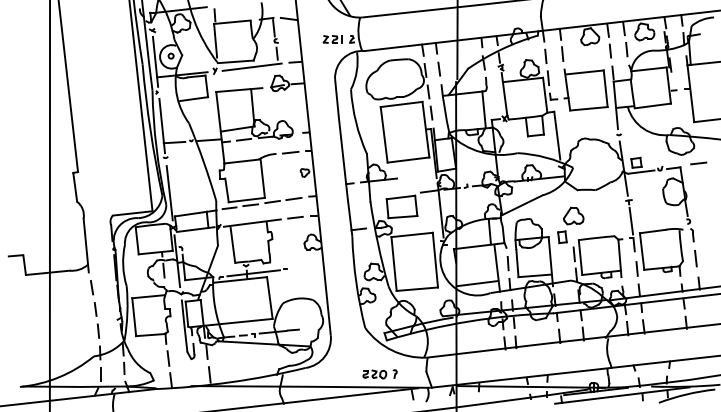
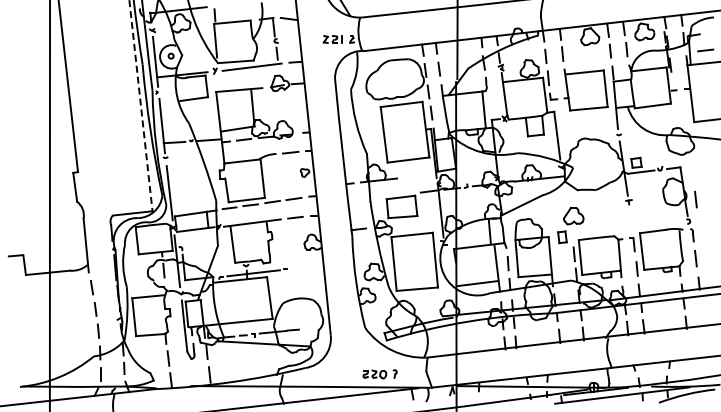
line: solid -> dashed (140, 105)
line position: (698, 163) -> (705, 50) (705, 50)
line: none -> present (695, 199)
line: present -> none (631, 220)
